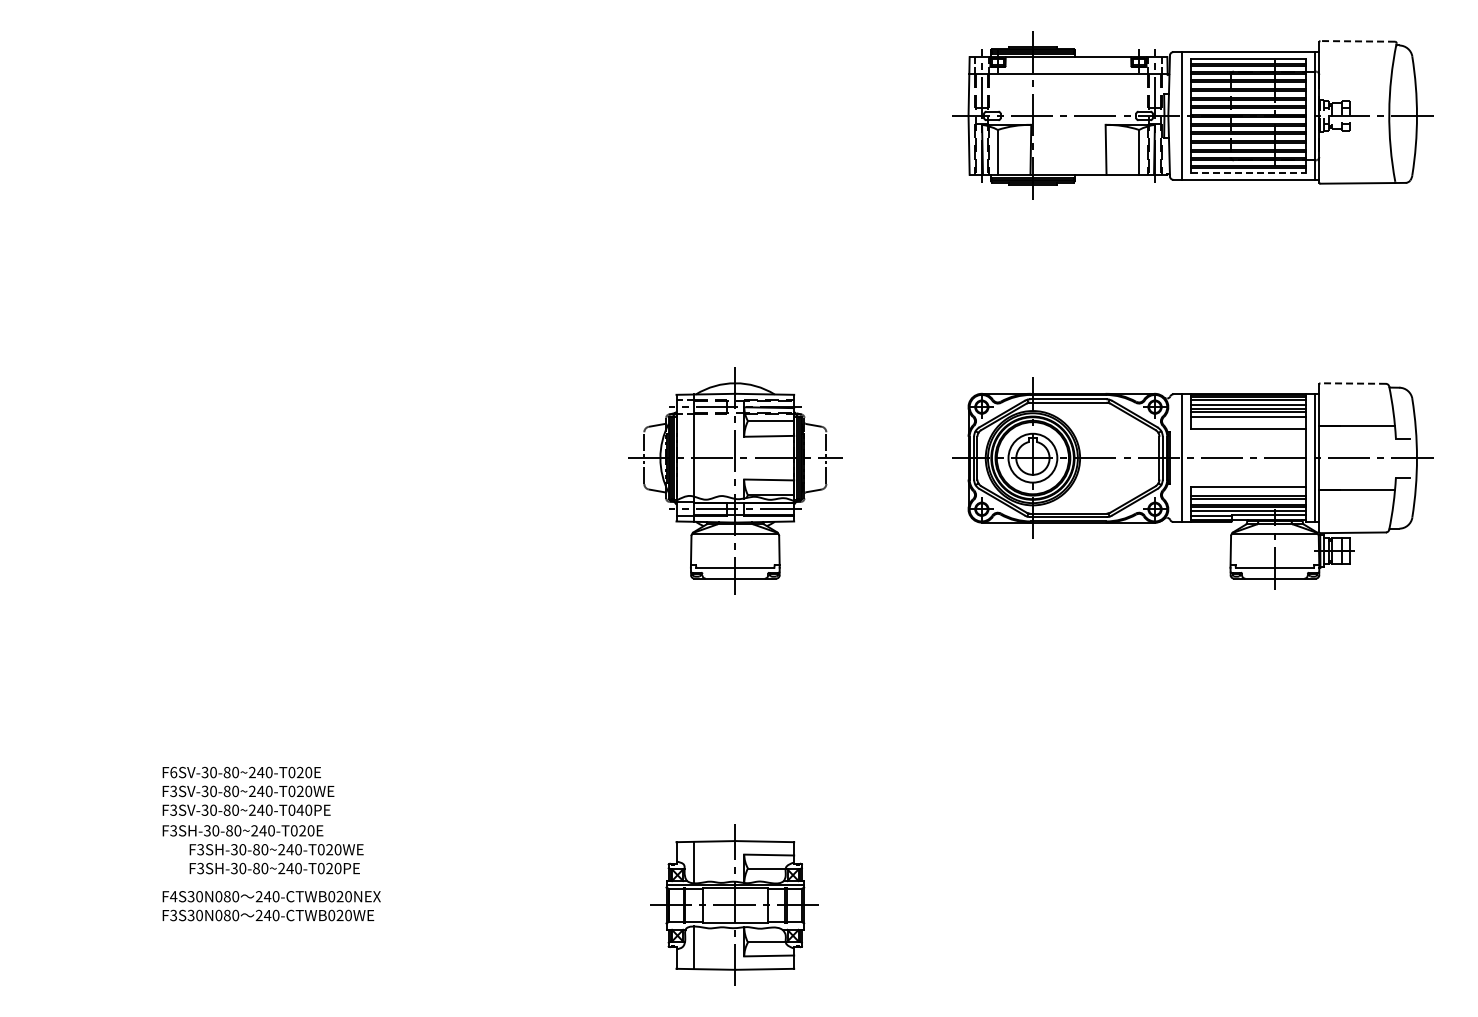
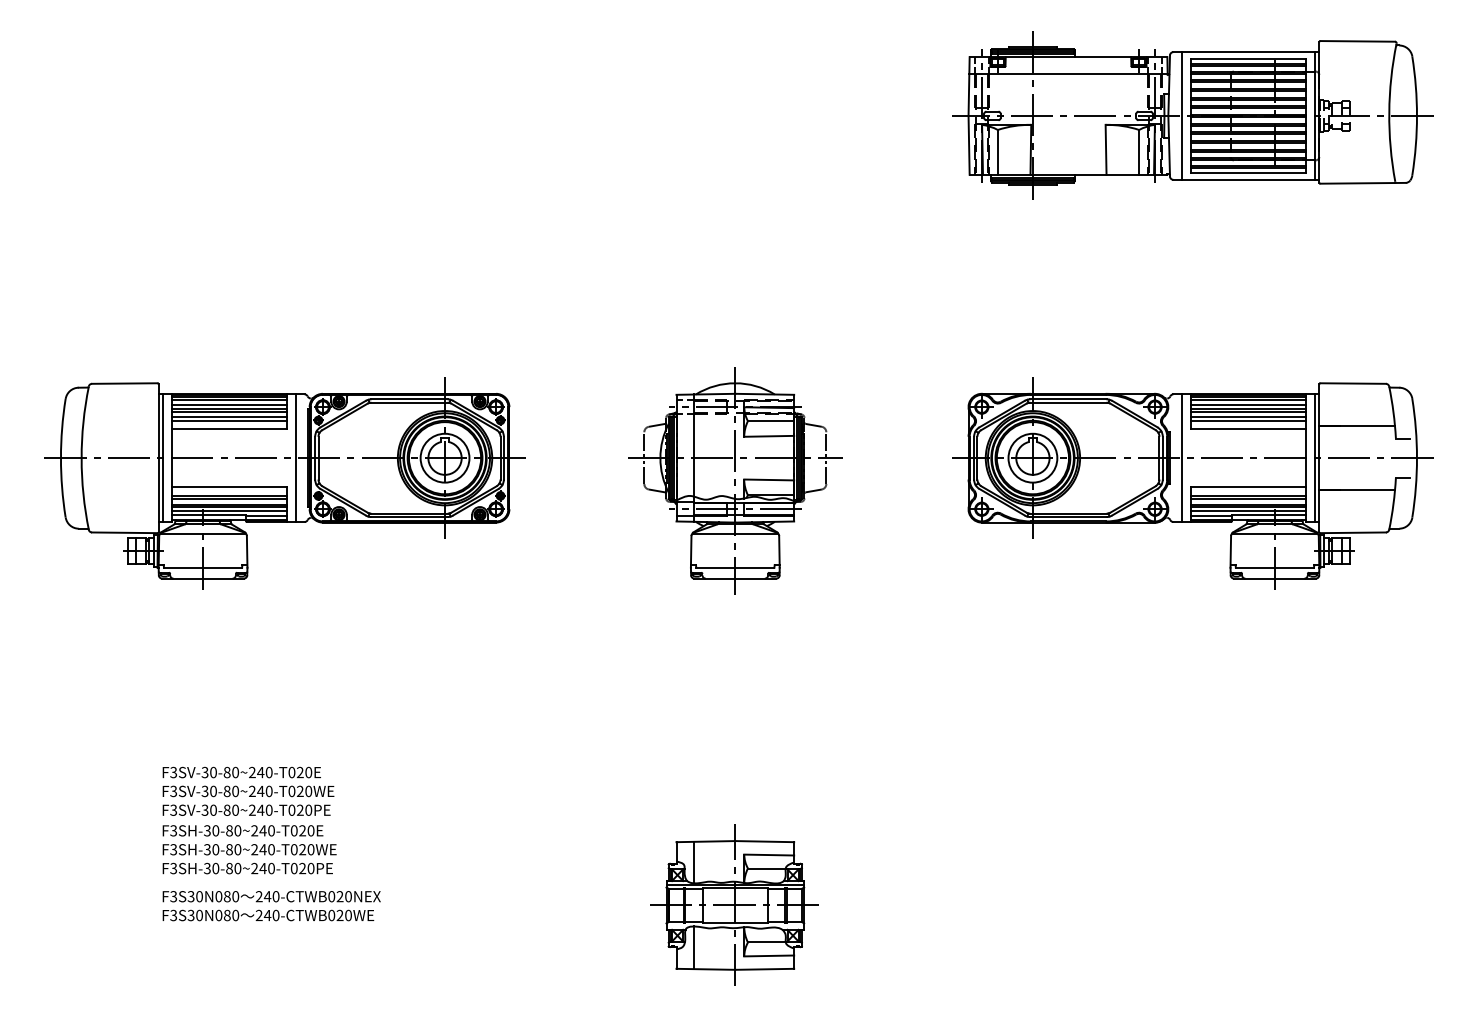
line: dashed -> solid (1357, 41)
line: dashed -> solid (1248, 172)
line: dashed -> solid (1353, 383)
line: none -> present (1248, 420)
part: none -> present (284, 483)
text: F6SV-30-80~240-T020E -> F3SV-30-80~240-T020E (173, 772)
text: F3SV-30-80~240-T040PE -> F3SV-30-80~240-T020PE (300, 809)
text position: (276, 859) -> (249, 859) (249, 859)
text: F4S30N080 -> F3S30N080 (173, 896)
